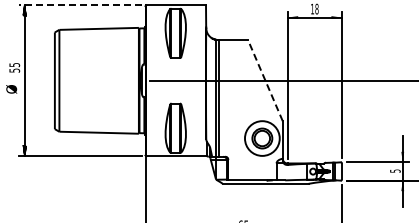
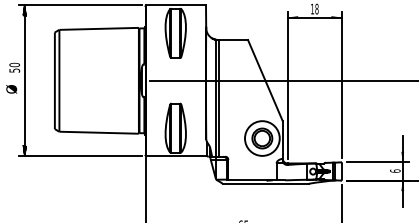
line: dashed -> solid (79, 5)
text: 55 -> 50 (14, 64)
line: dashed -> solid (265, 80)
text: 5 -> 6 (395, 170)
